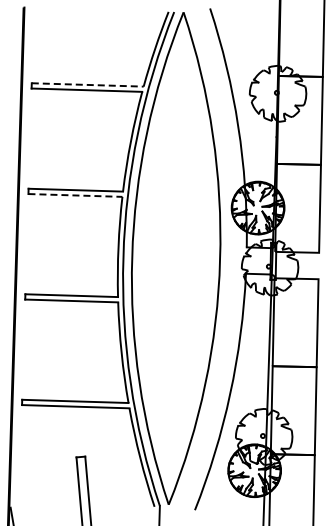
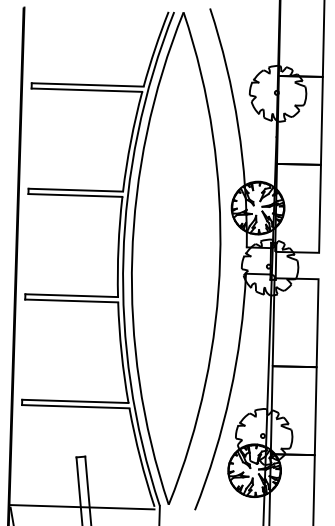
line: dashed -> solid (87, 84)
line: dashed -> solid (75, 195)
line: none -> present (82, 507)
